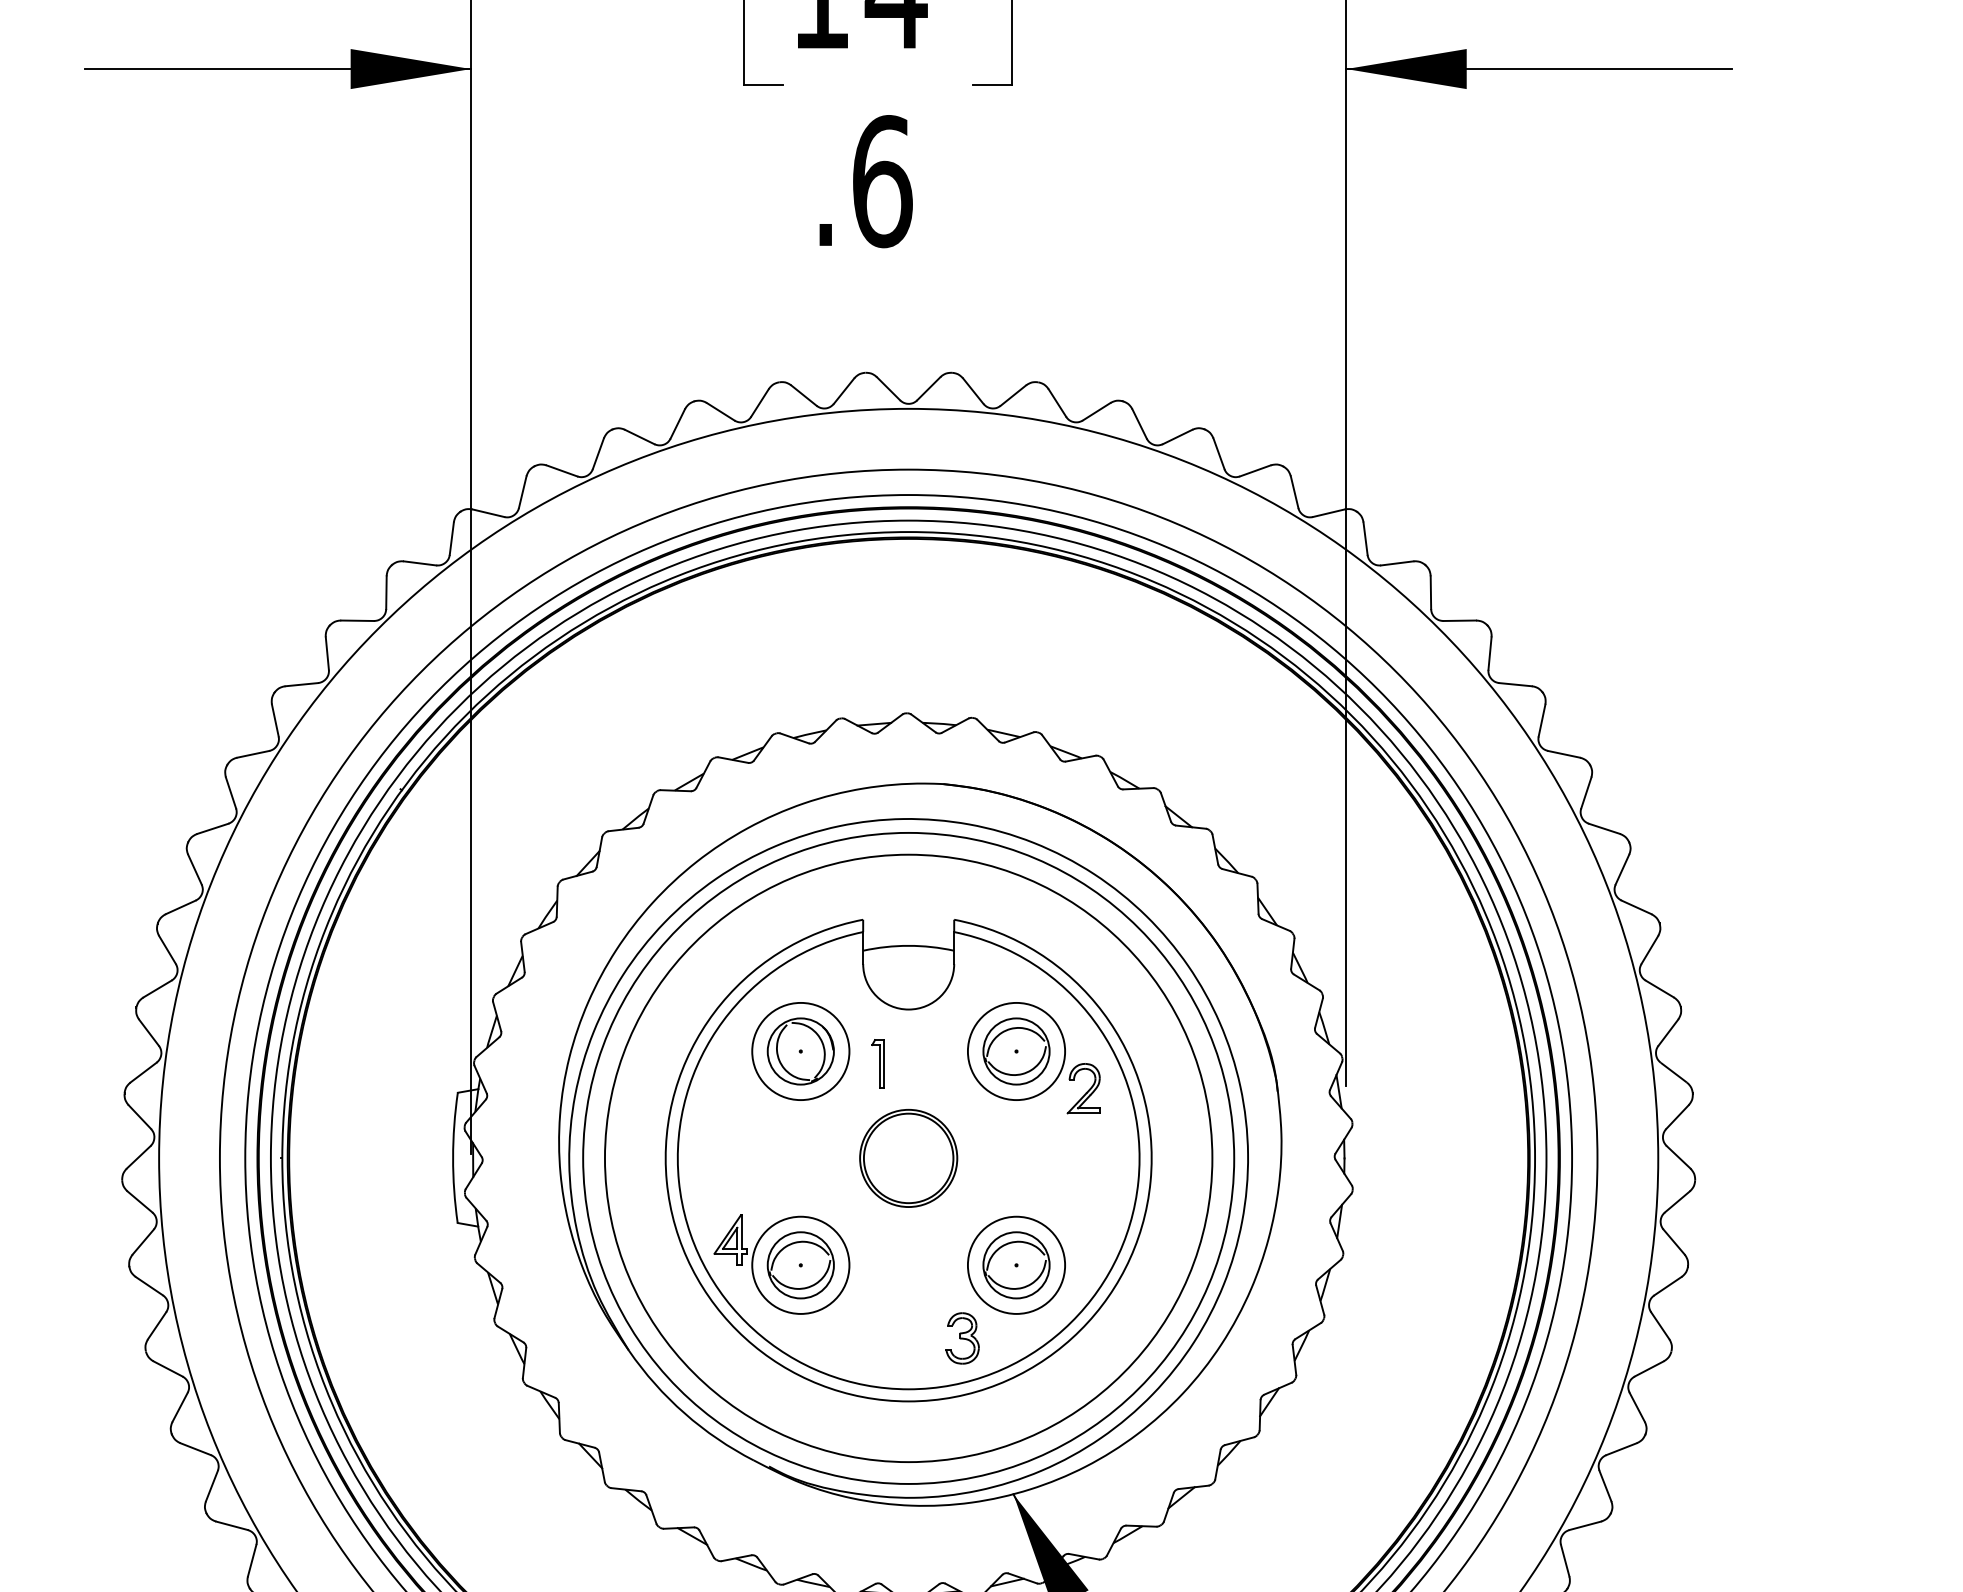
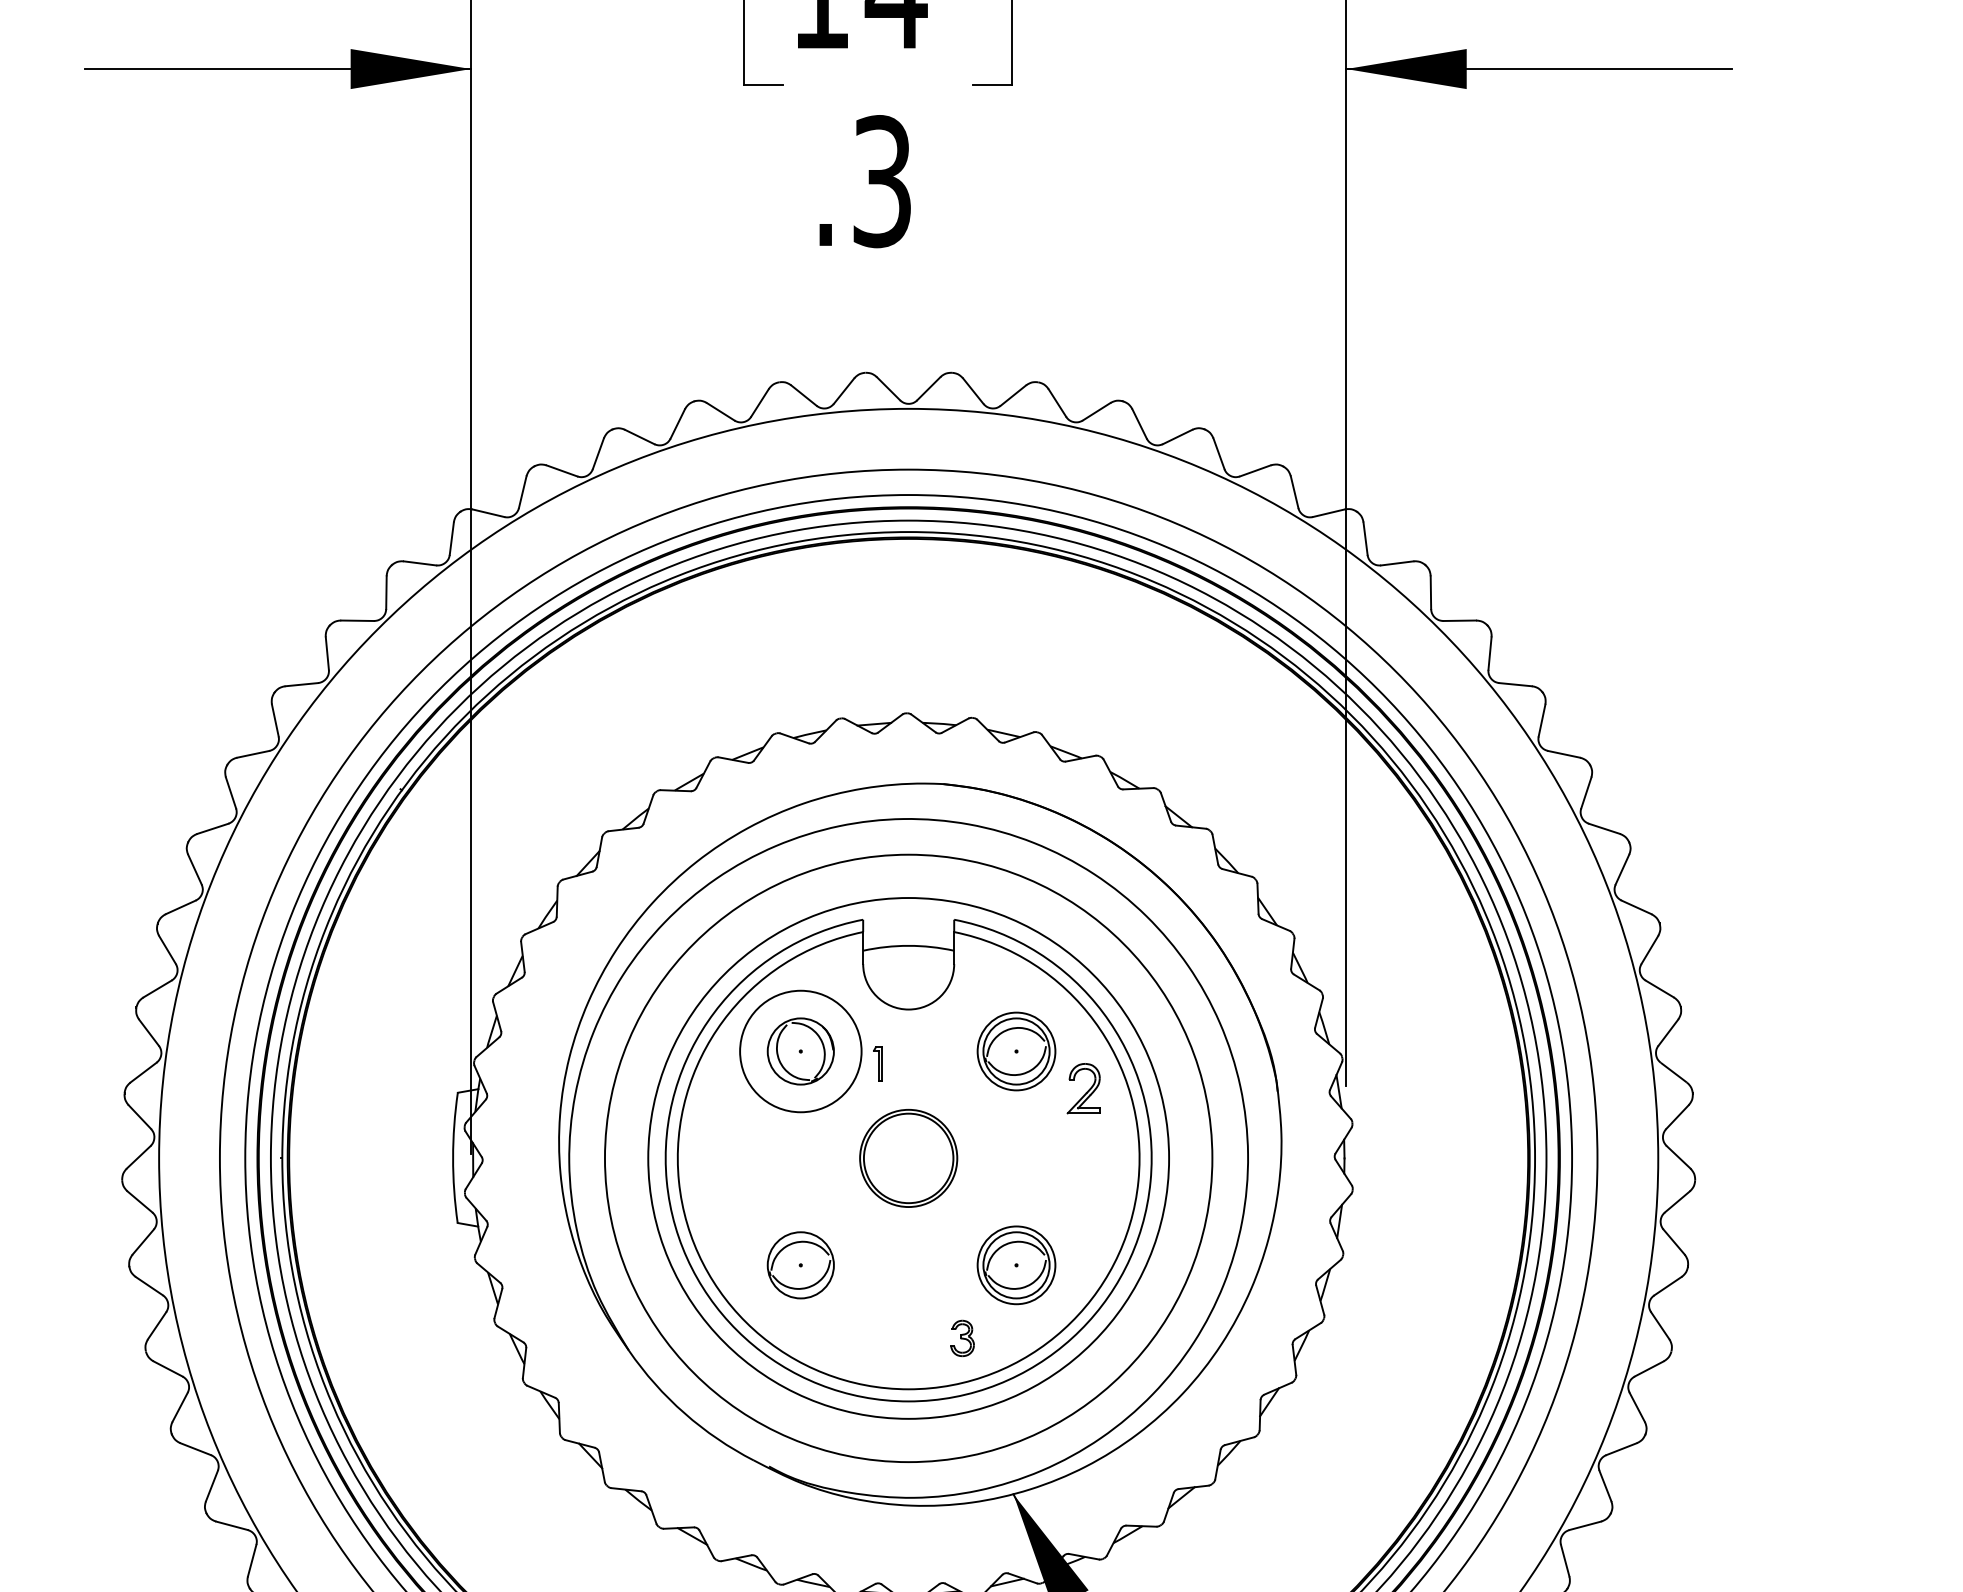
text: .6 -> .3 (882, 181)
circle diameter: 97 px -> 121 px (800, 1051)
circle diameter: 97 px -> 78 px (1016, 1051)
part size: 14x50 px -> 10x36 px (877, 1063)
circle diameter: 651 px -> 521 px (908, 1158)
part: present -> none (781, 1264)
circle diameter: 97 px -> 78 px (1016, 1265)
part size: 35x53 px -> 25x39 px (962, 1338)
